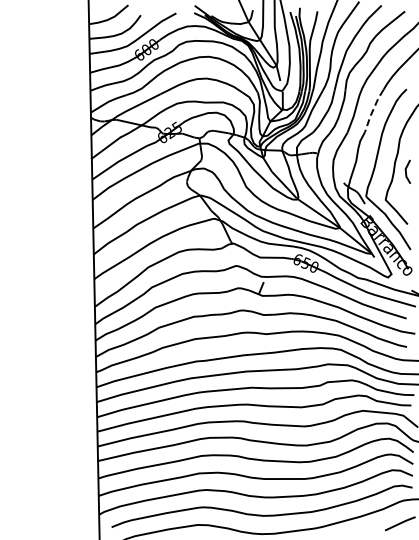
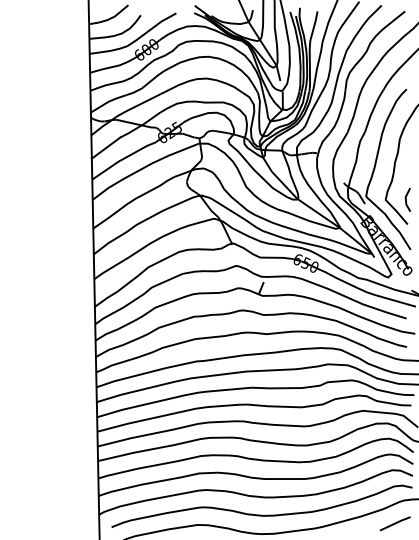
line: dashed -> solid (373, 110)
line position: (406, 171) -> (406, 199) (406, 199)
line position: (400, 523) -> (395, 523) (395, 523)
